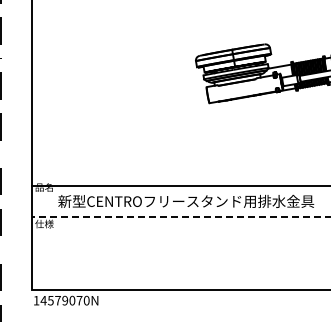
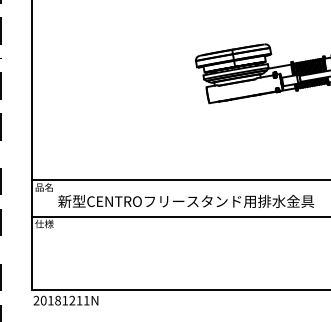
line position: (179, 186) -> (179, 180) (179, 180)
line: dashed -> solid (180, 217)
text: 14579070N -> 20181211N (61, 300)
